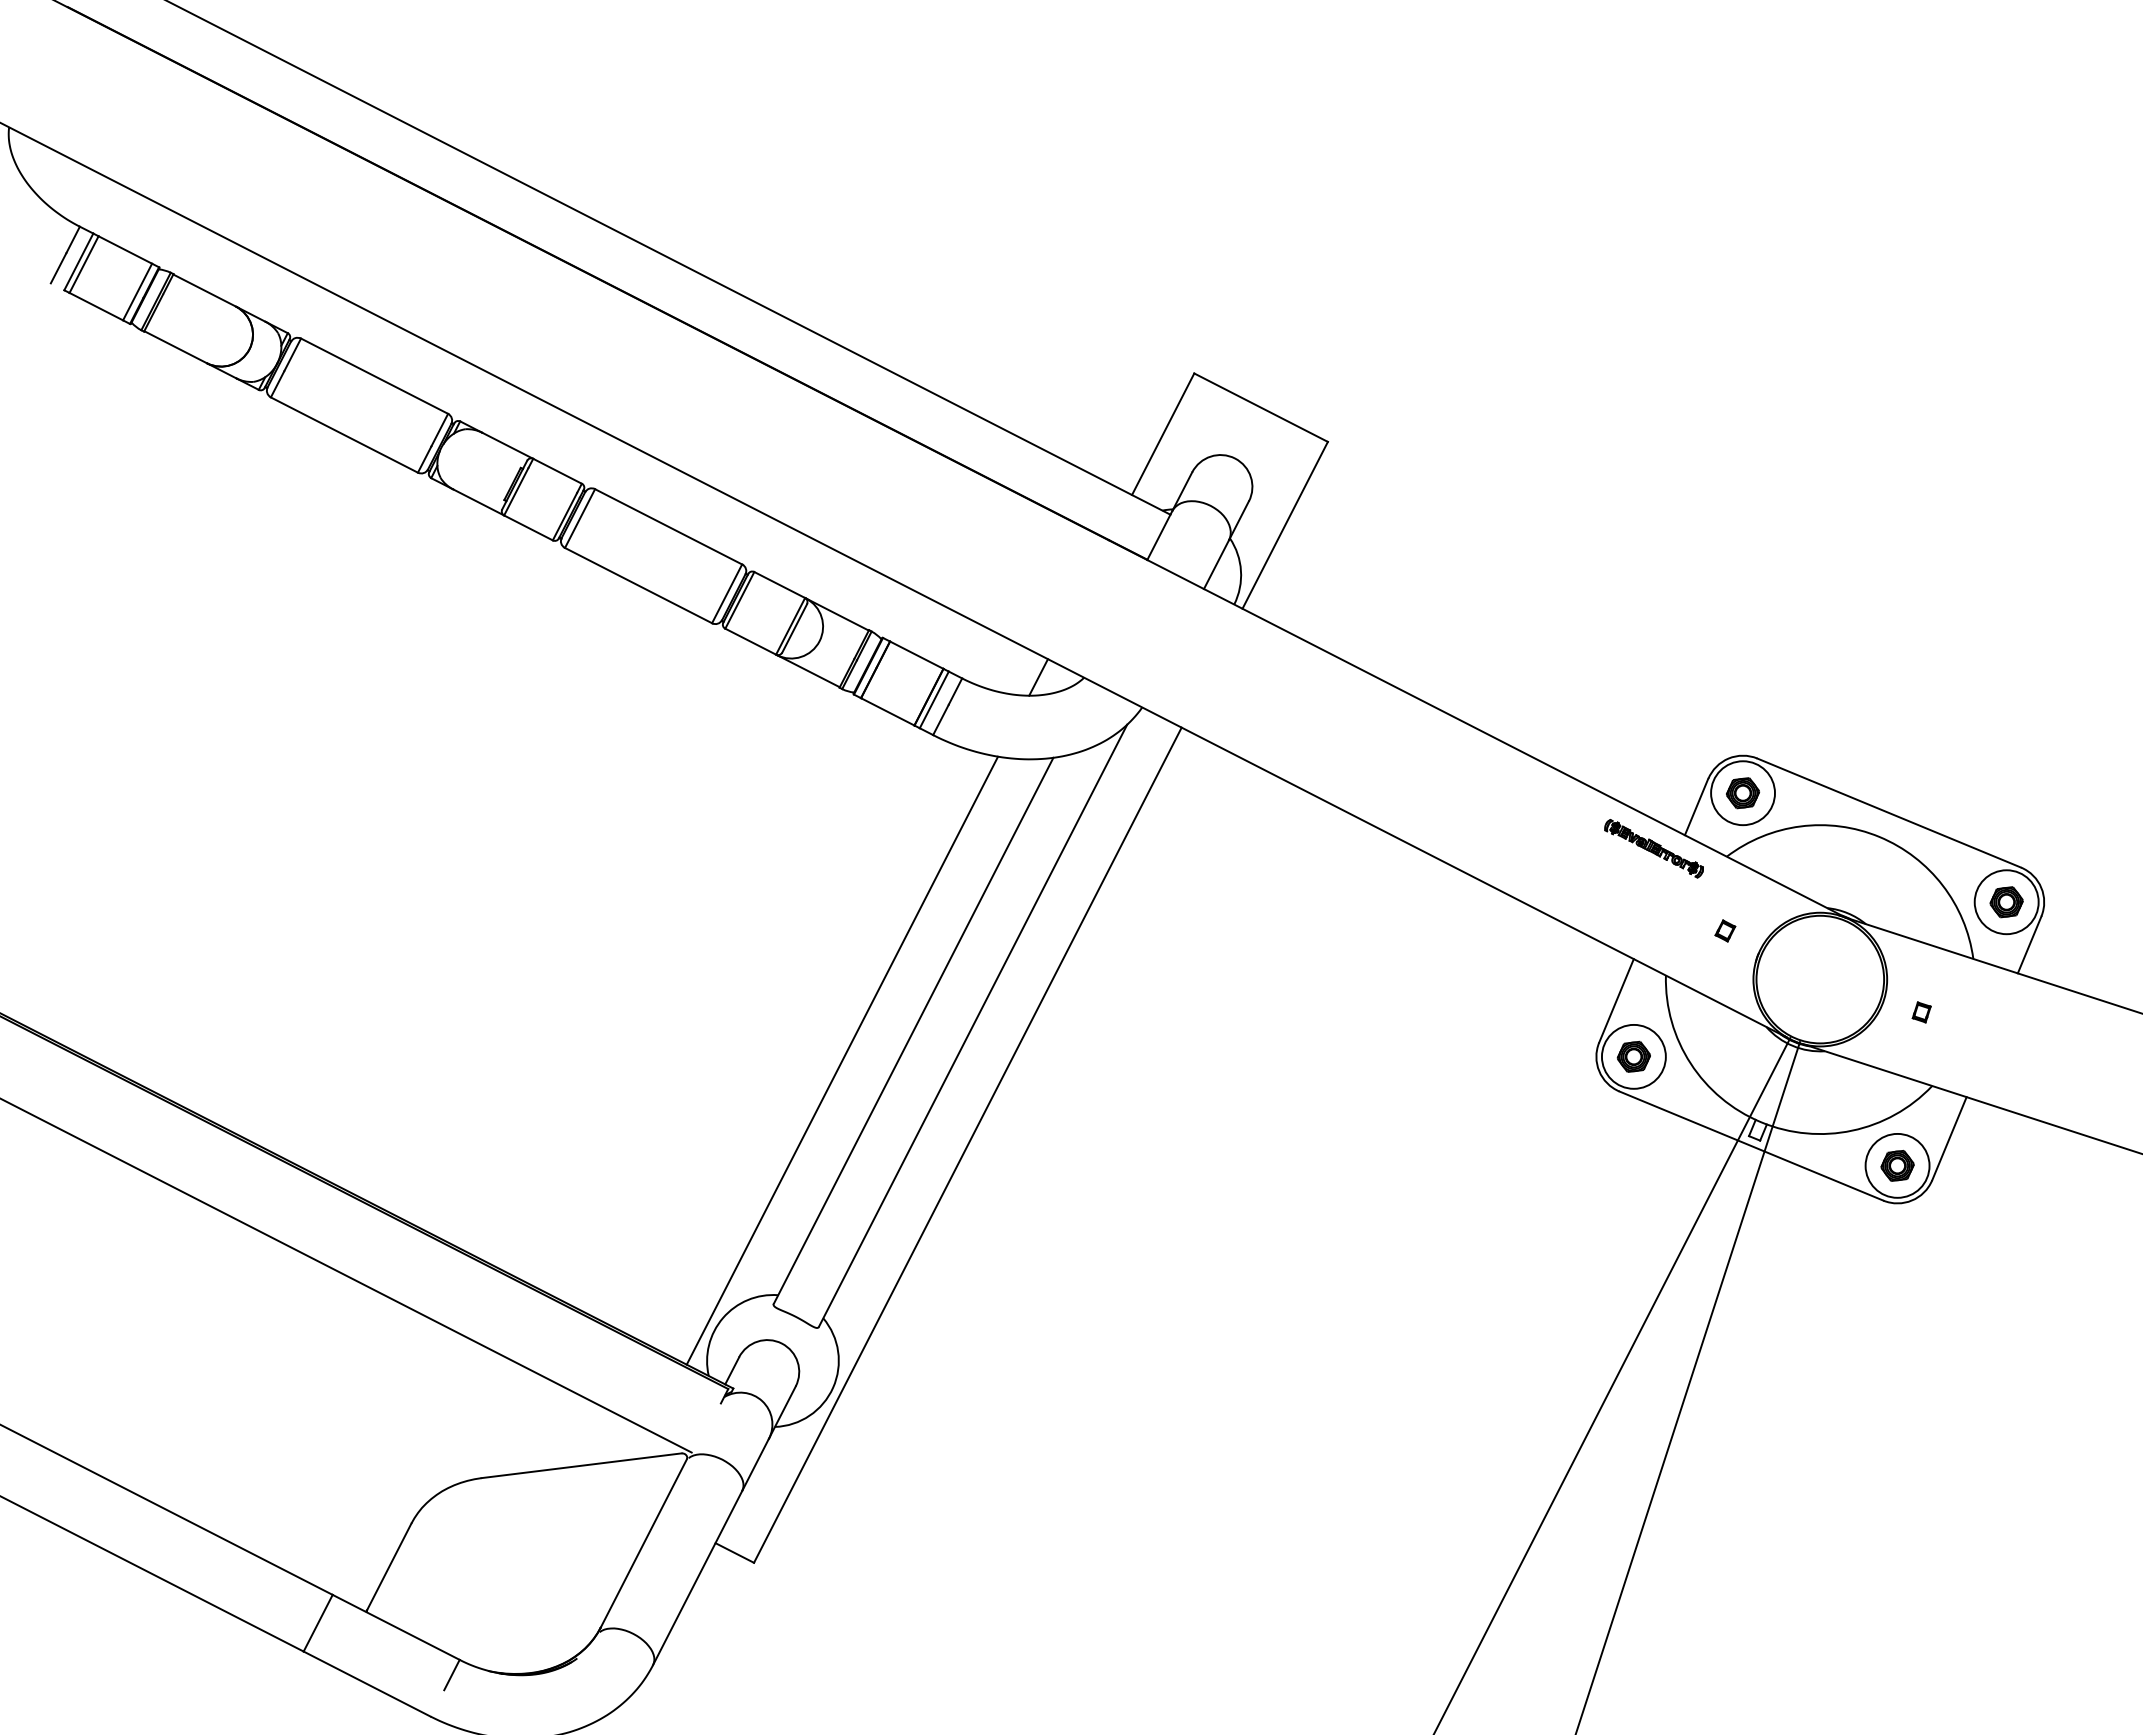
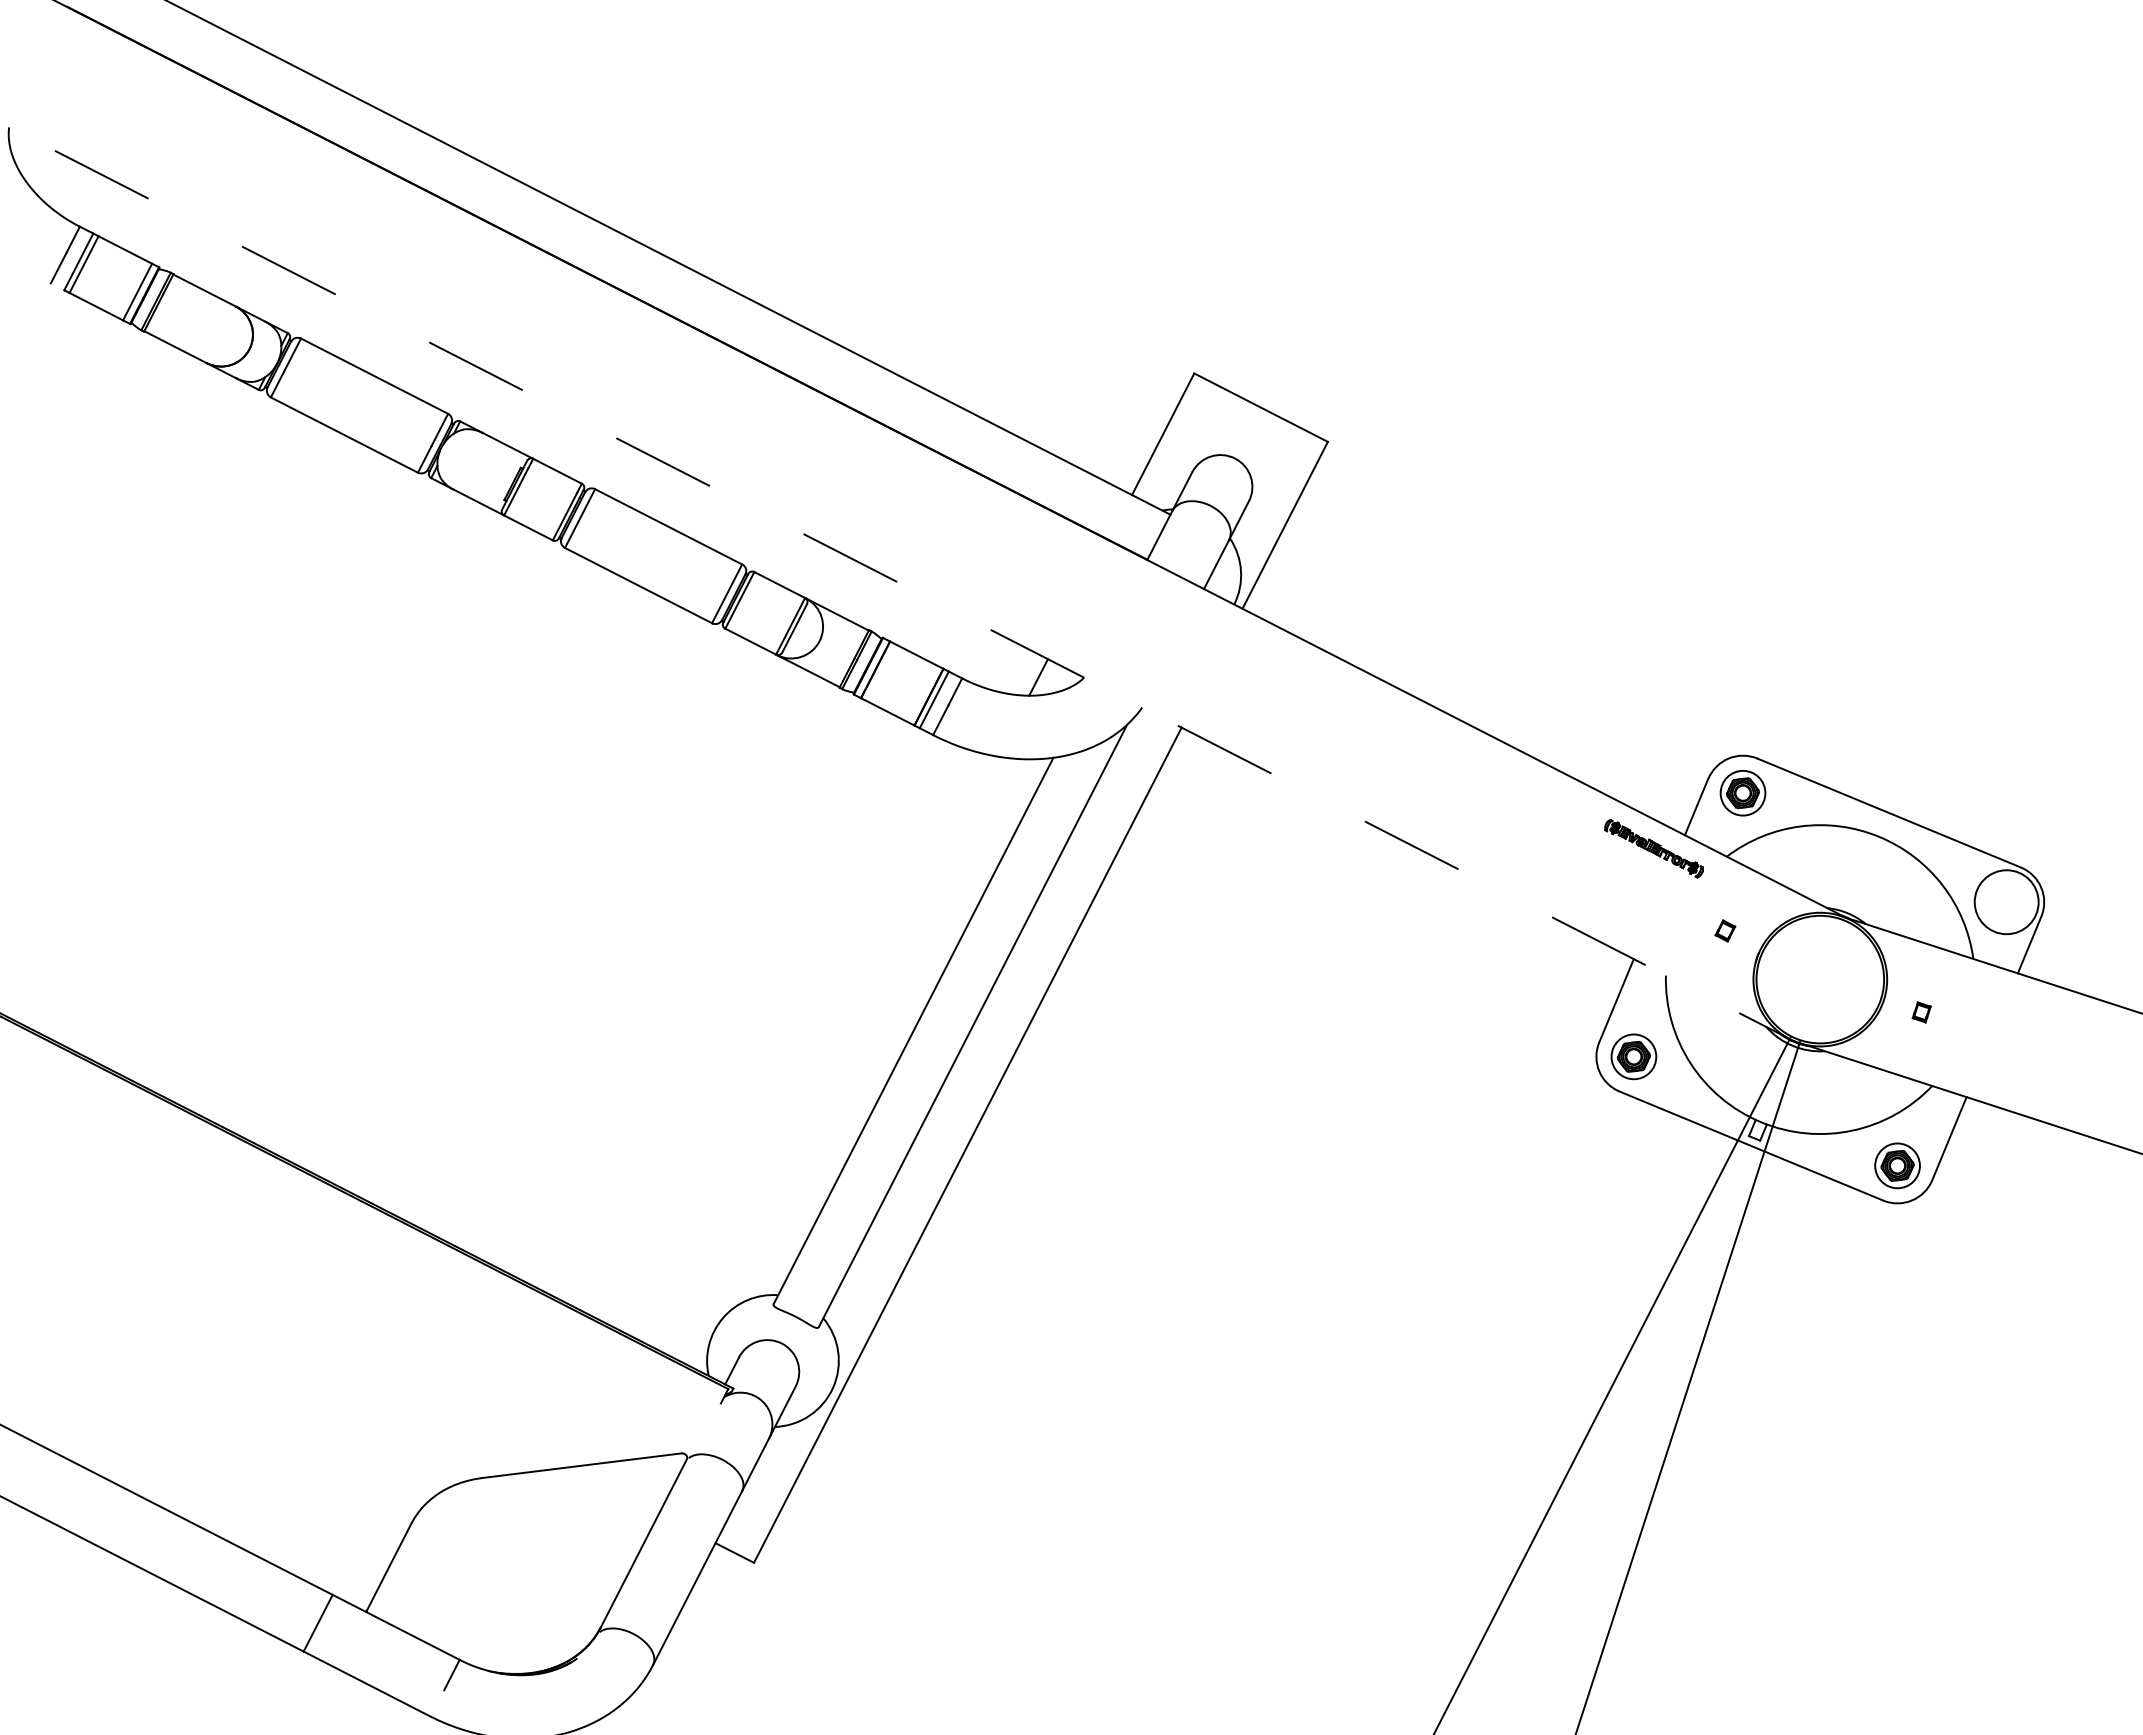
line: solid -> dashed (894, 580)
circle diameter: 64 px -> 45 px (1742, 792)
part: present -> none (2006, 902)
circle diameter: 64 px -> 45 px (1633, 1056)
line: present -> none (842, 1060)
circle diameter: 64 px -> 45 px (1897, 1165)
line: present -> none (346, 1275)
